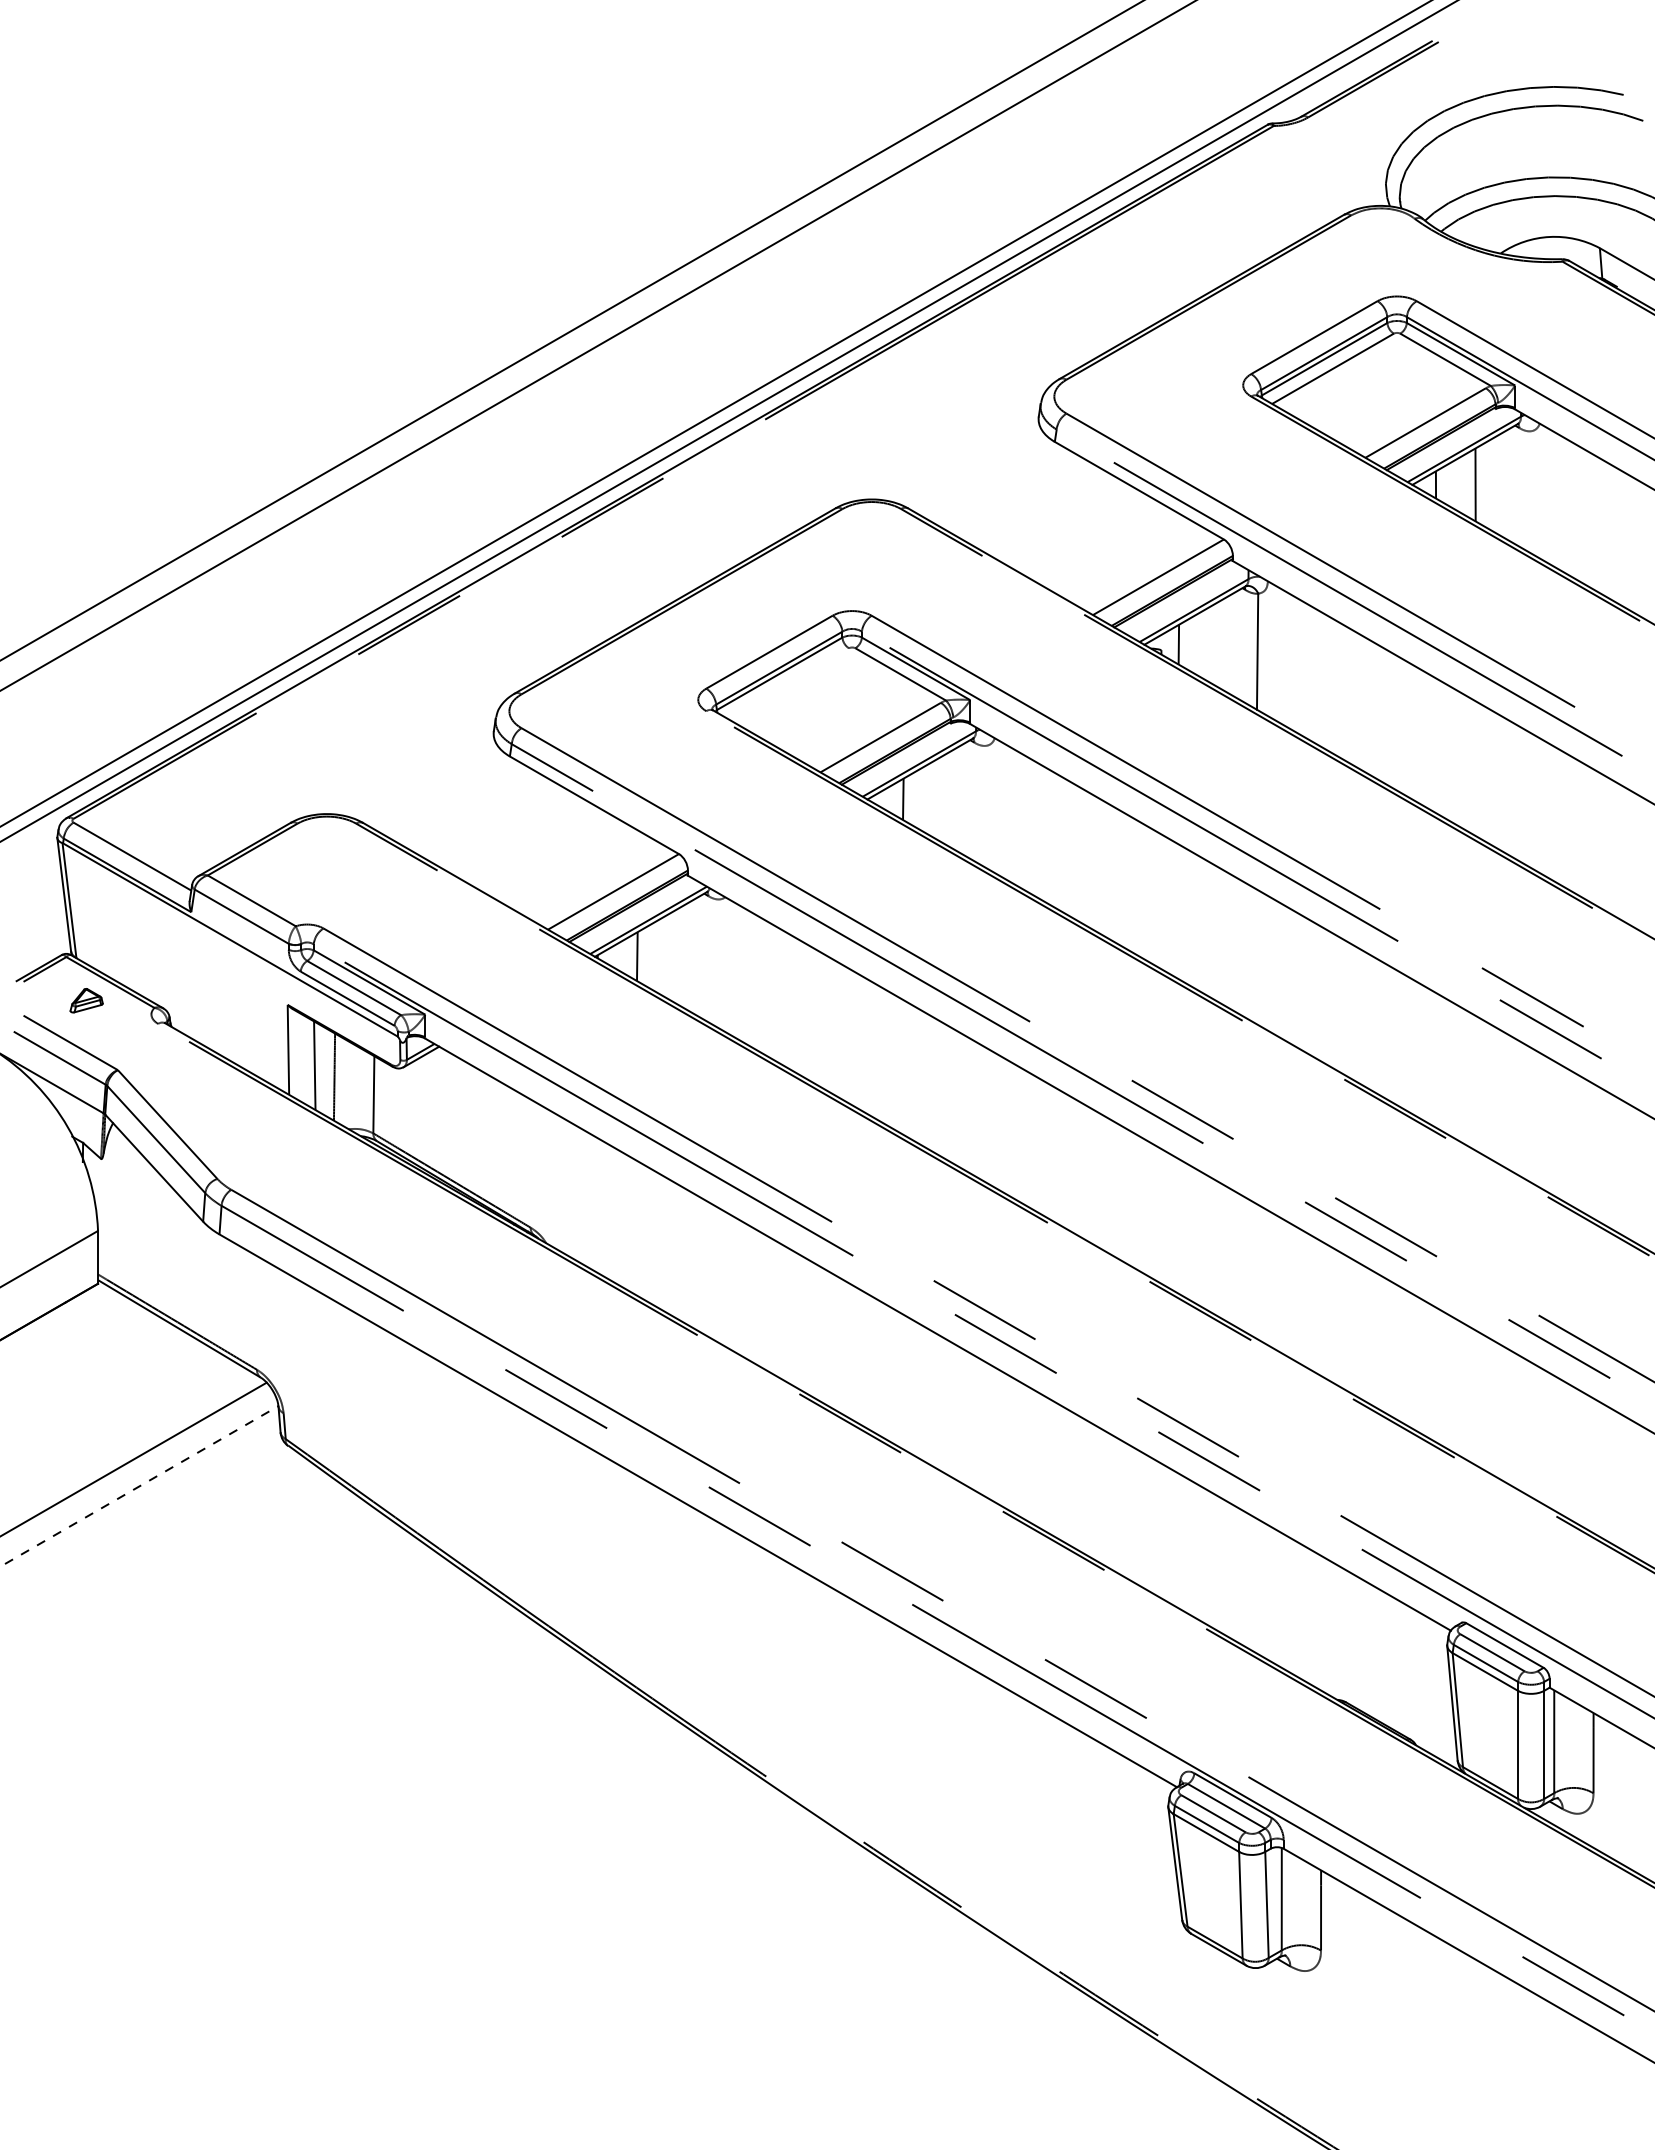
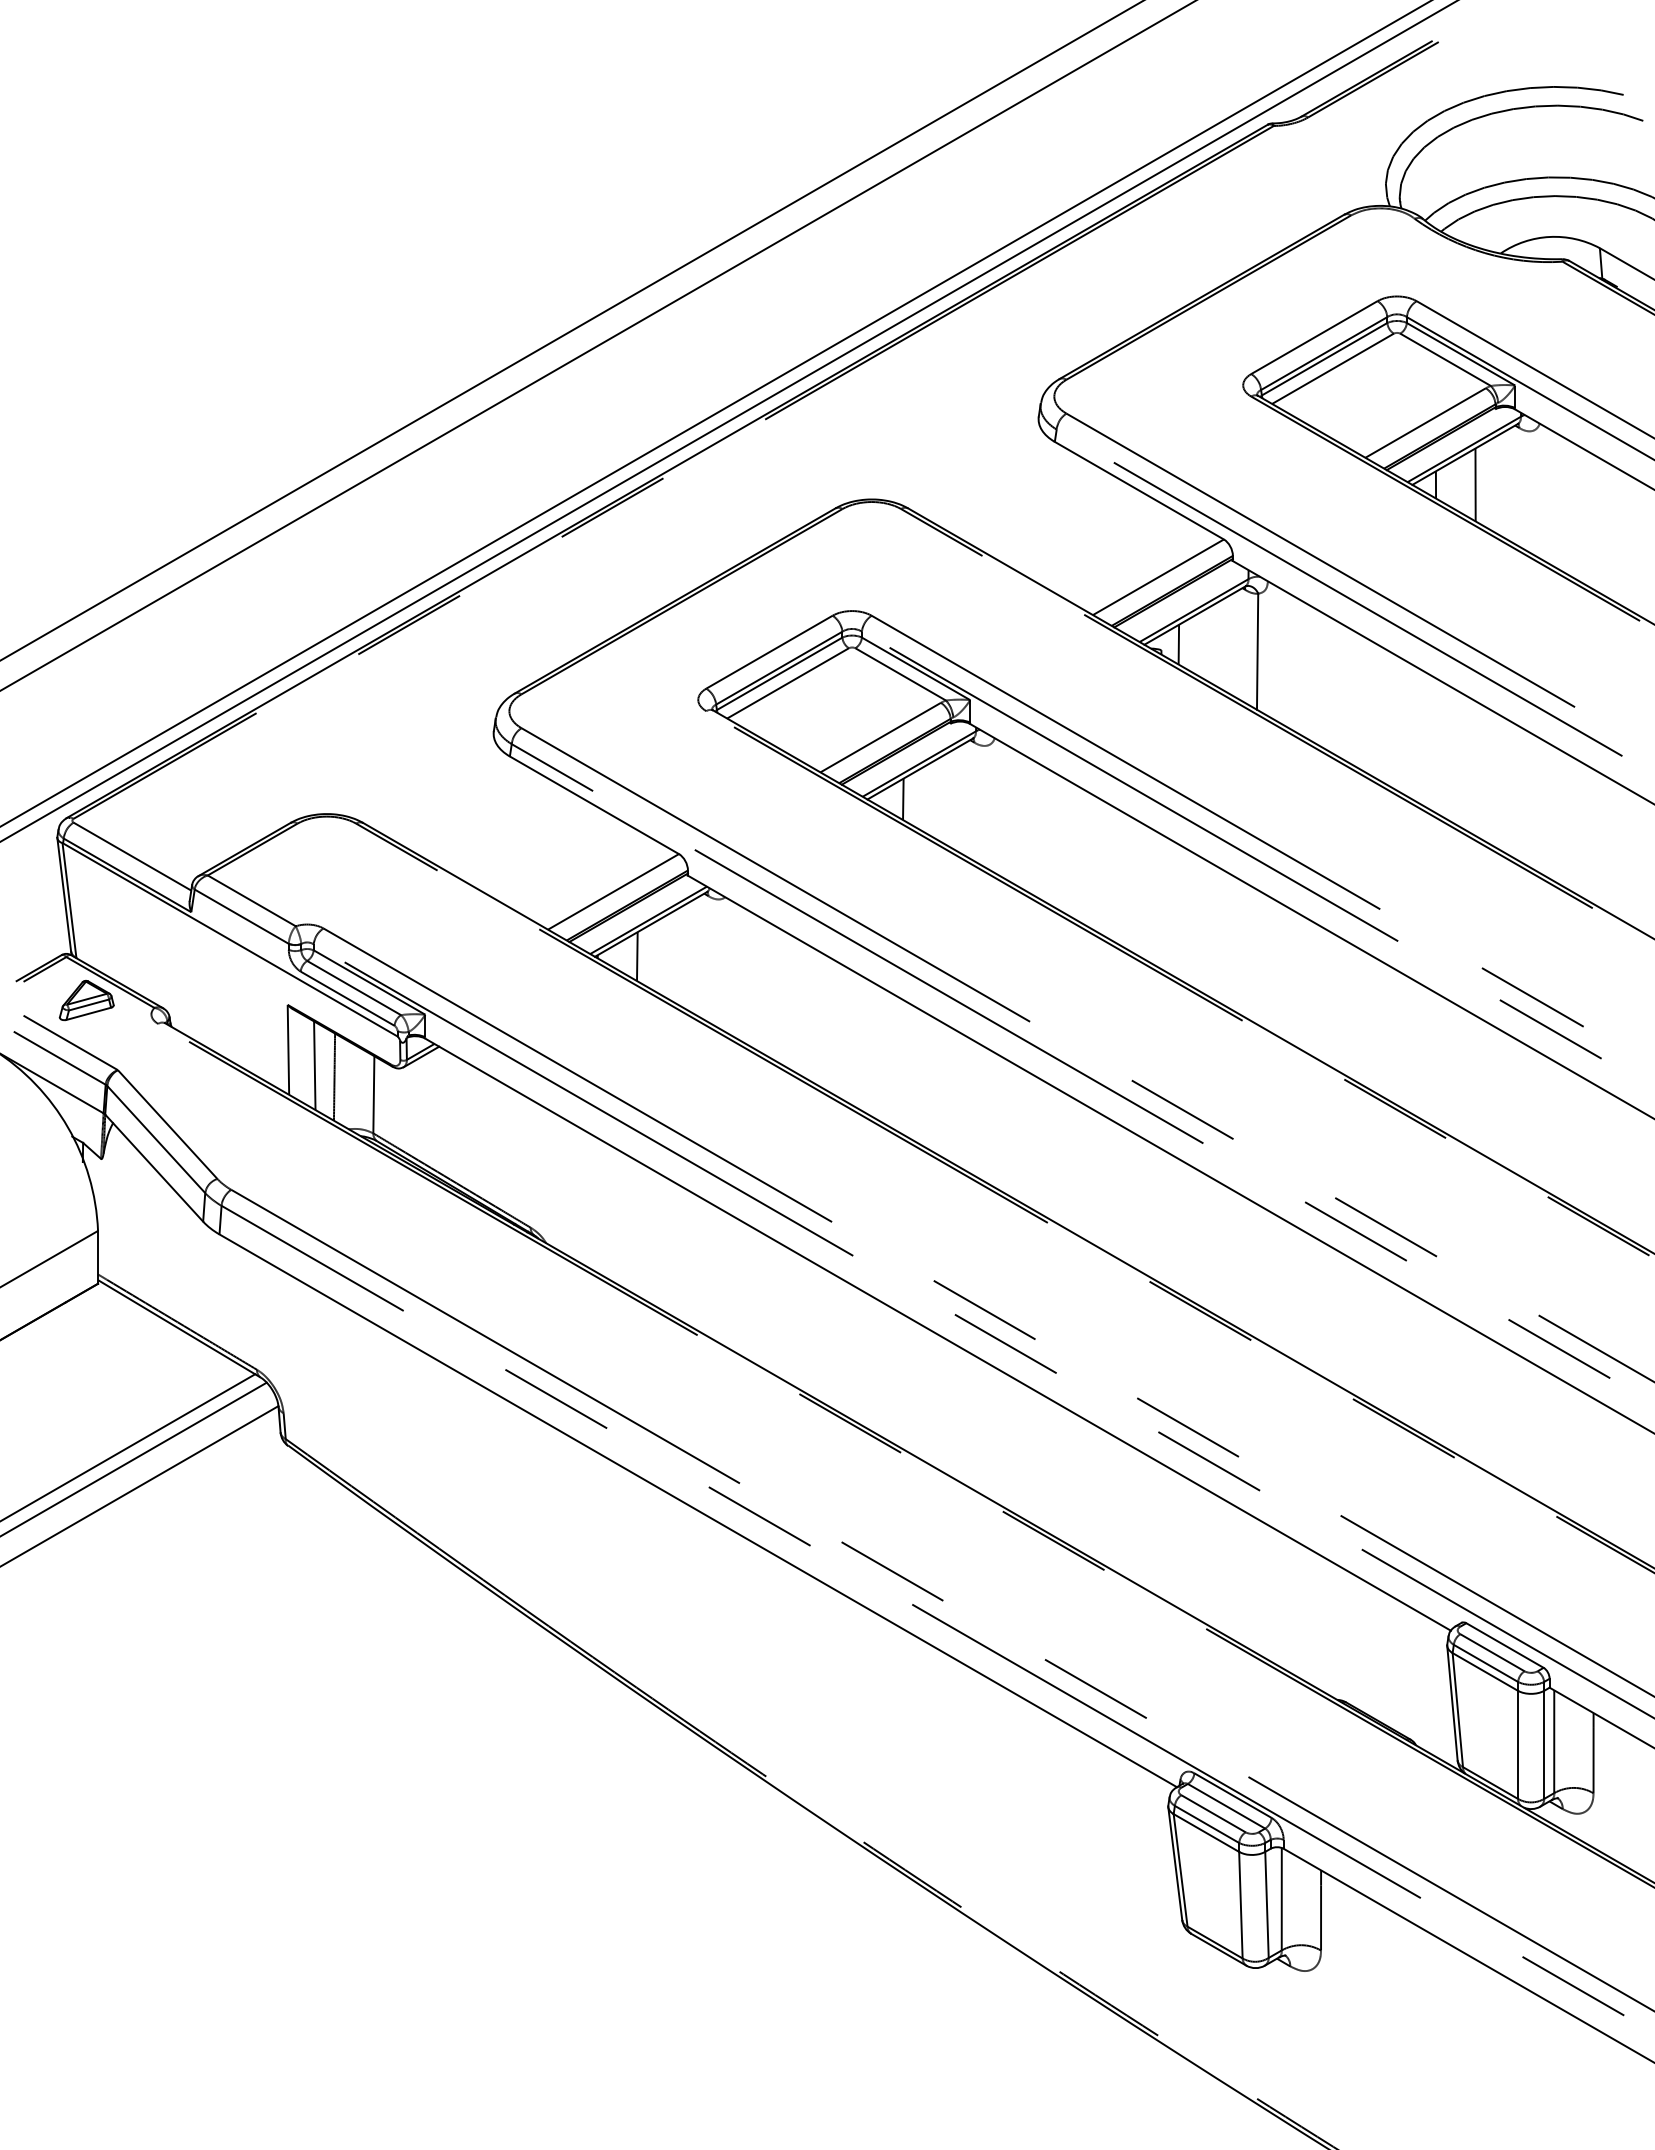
line: none -> present (787, 683)
part size: 35x26 px -> 57x42 px (86, 1000)
line: none -> present (128, 1447)
line: dashed -> solid (139, 1486)
